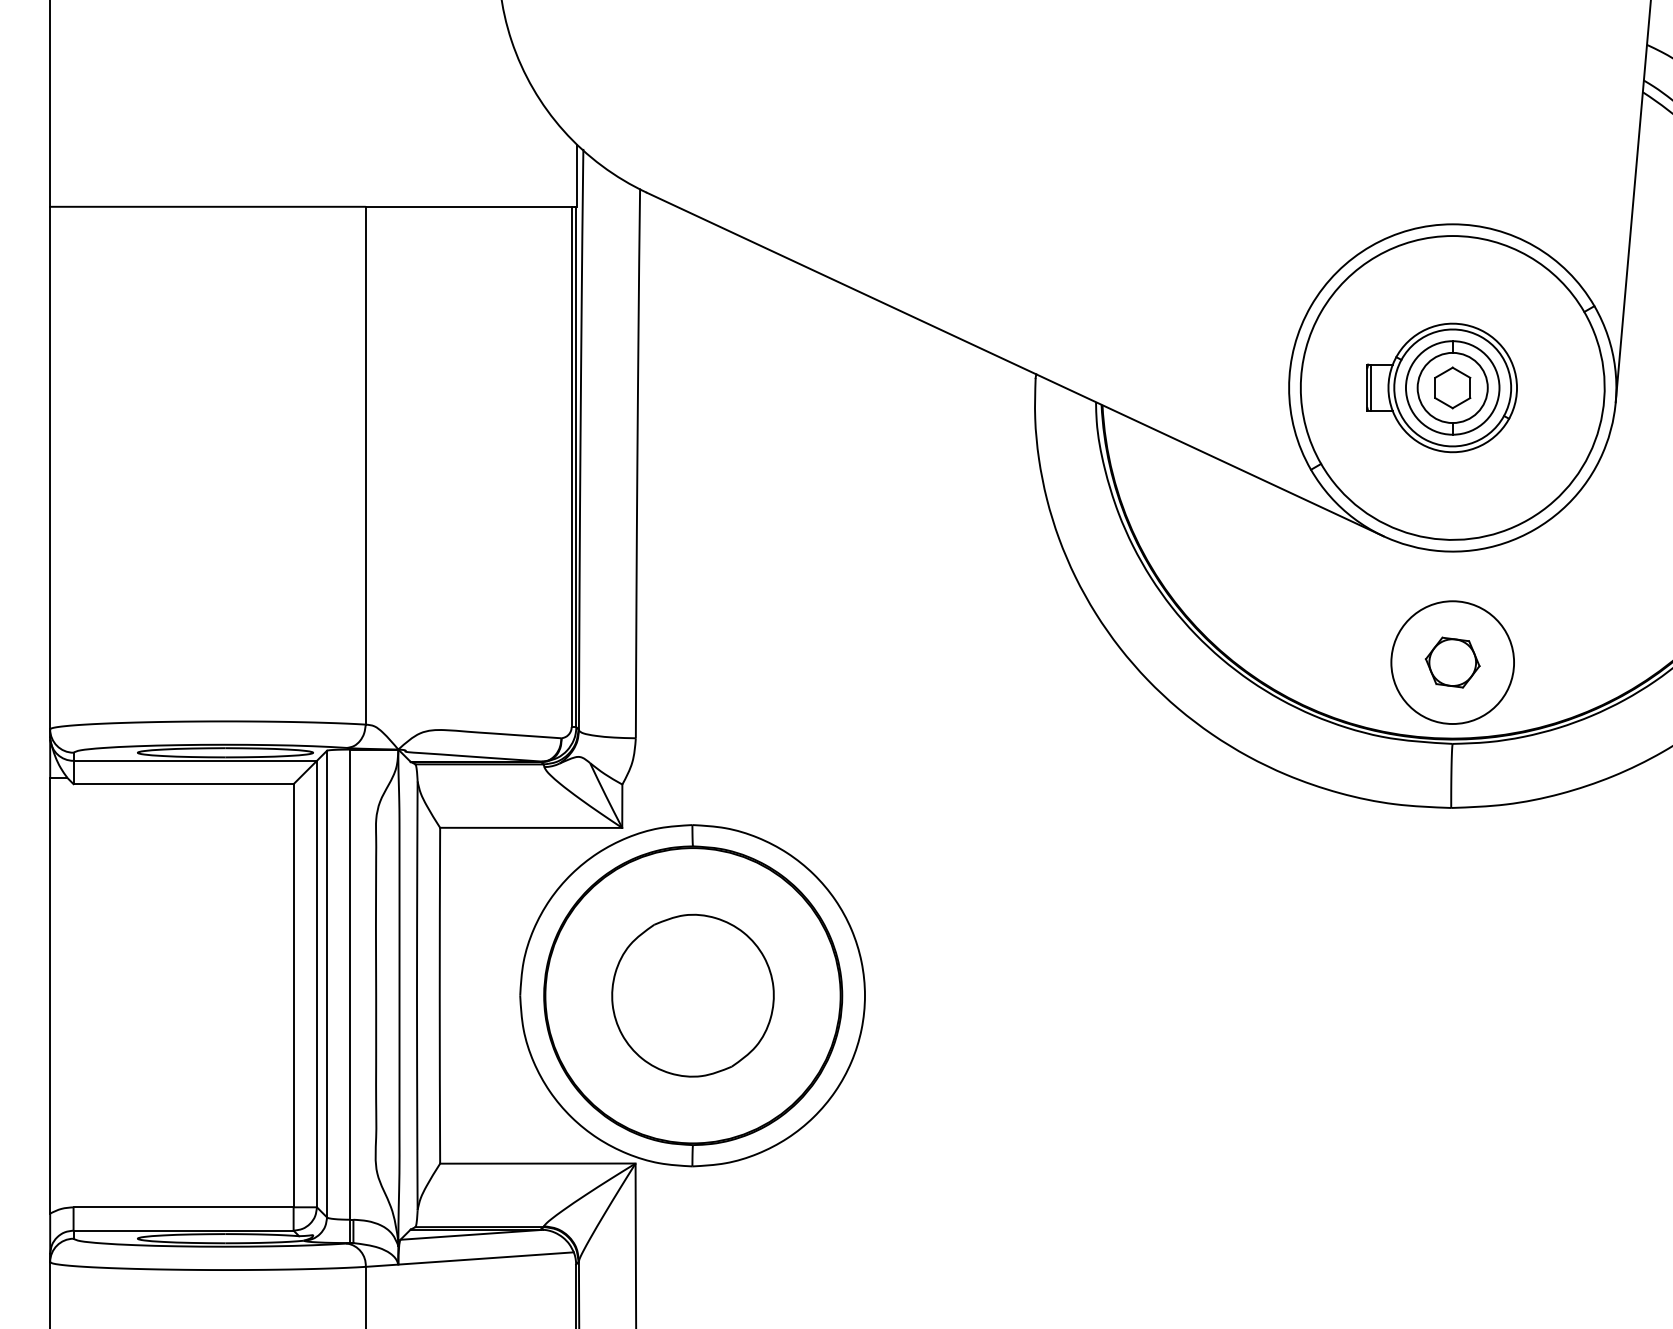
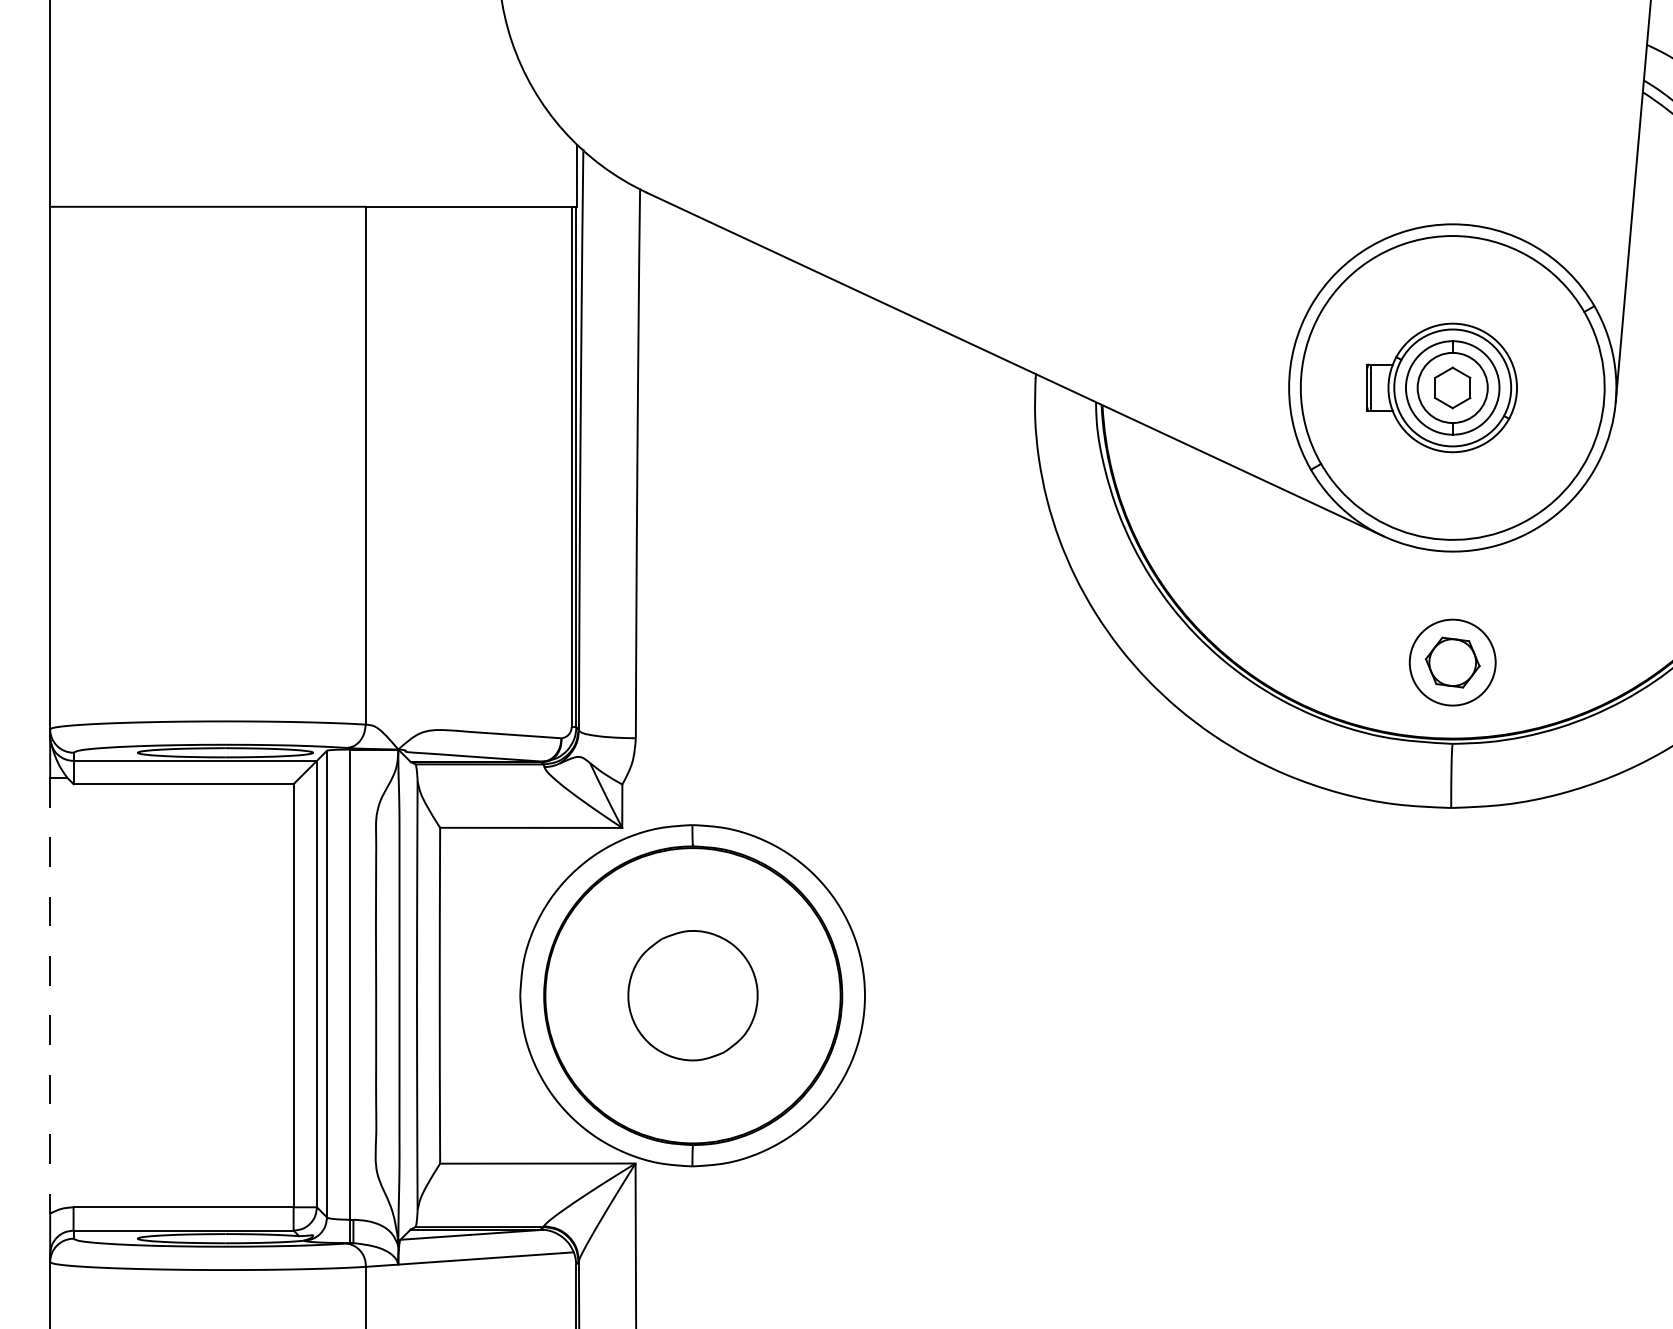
circle diameter: 123 px -> 86 px (1452, 662)
line: solid -> dashed (50, 995)
part size: 164x165 px -> 132x132 px (692, 995)
